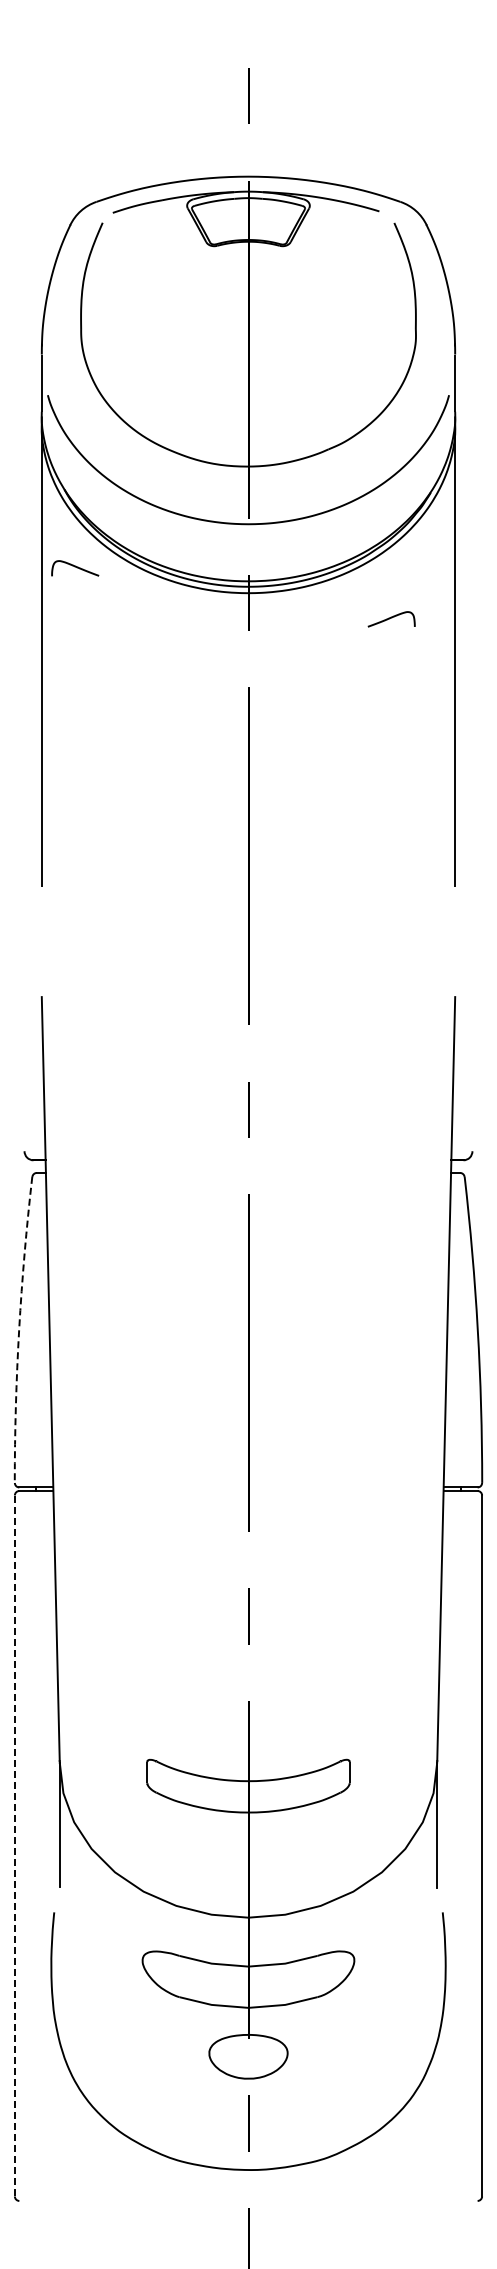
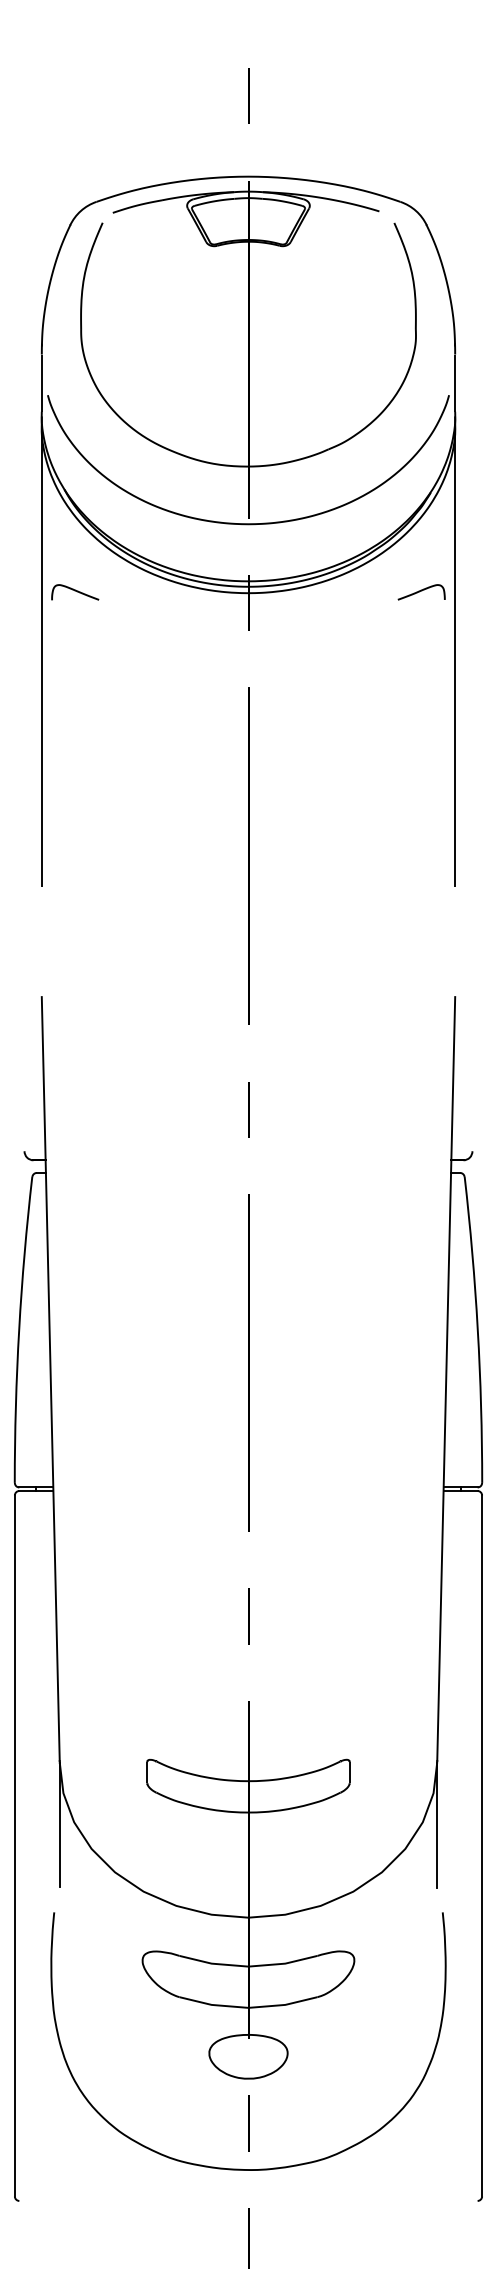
curve position: (75, 567) -> (75, 591) (75, 591)
curve position: (391, 618) -> (421, 591) (421, 591)
arc: dashed -> solid (19, 1329)
line: dashed -> solid (14, 1845)
